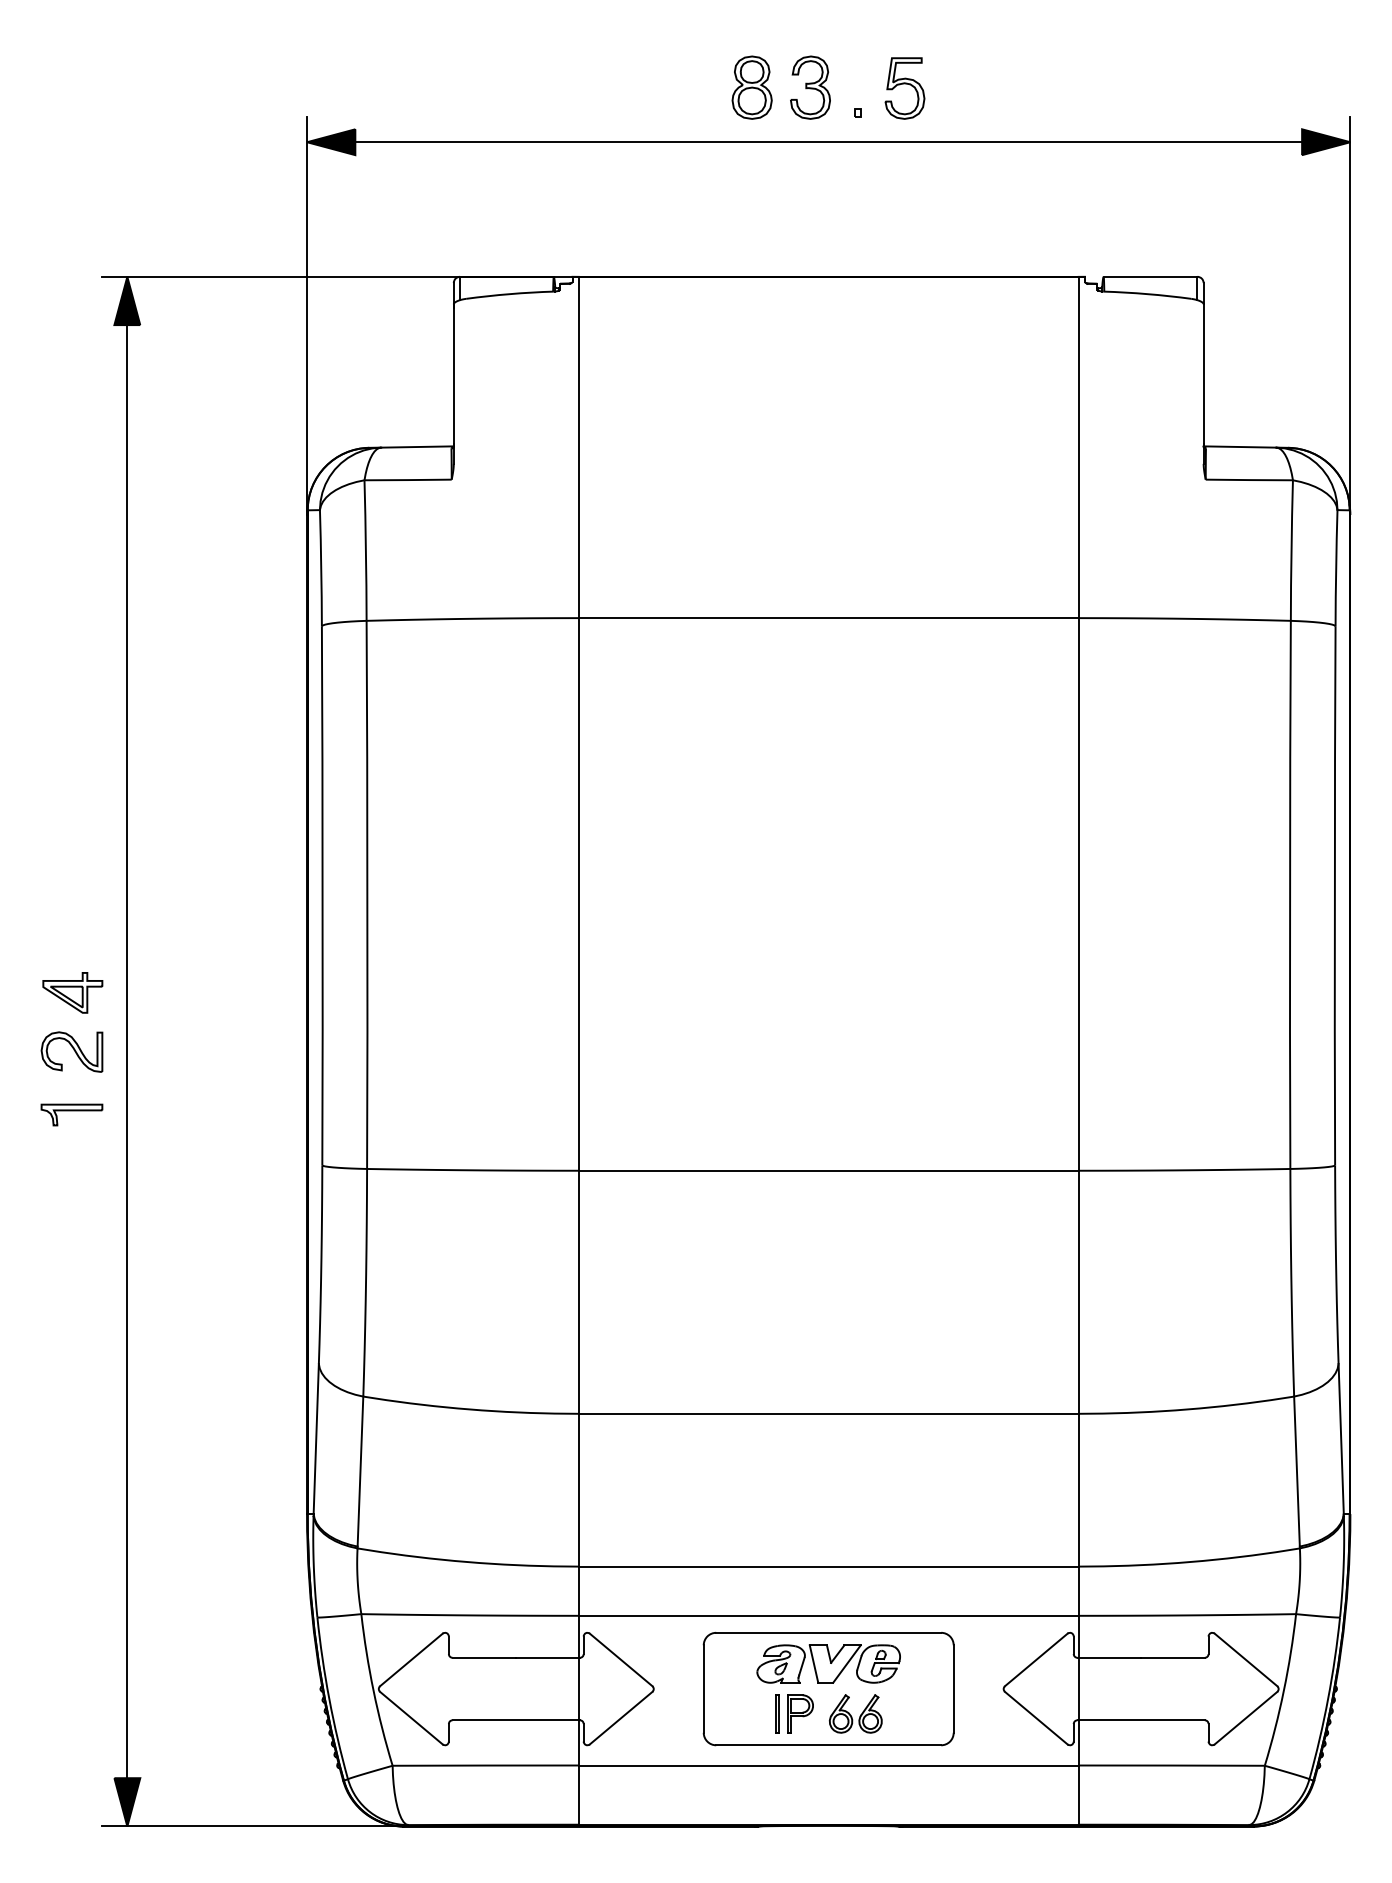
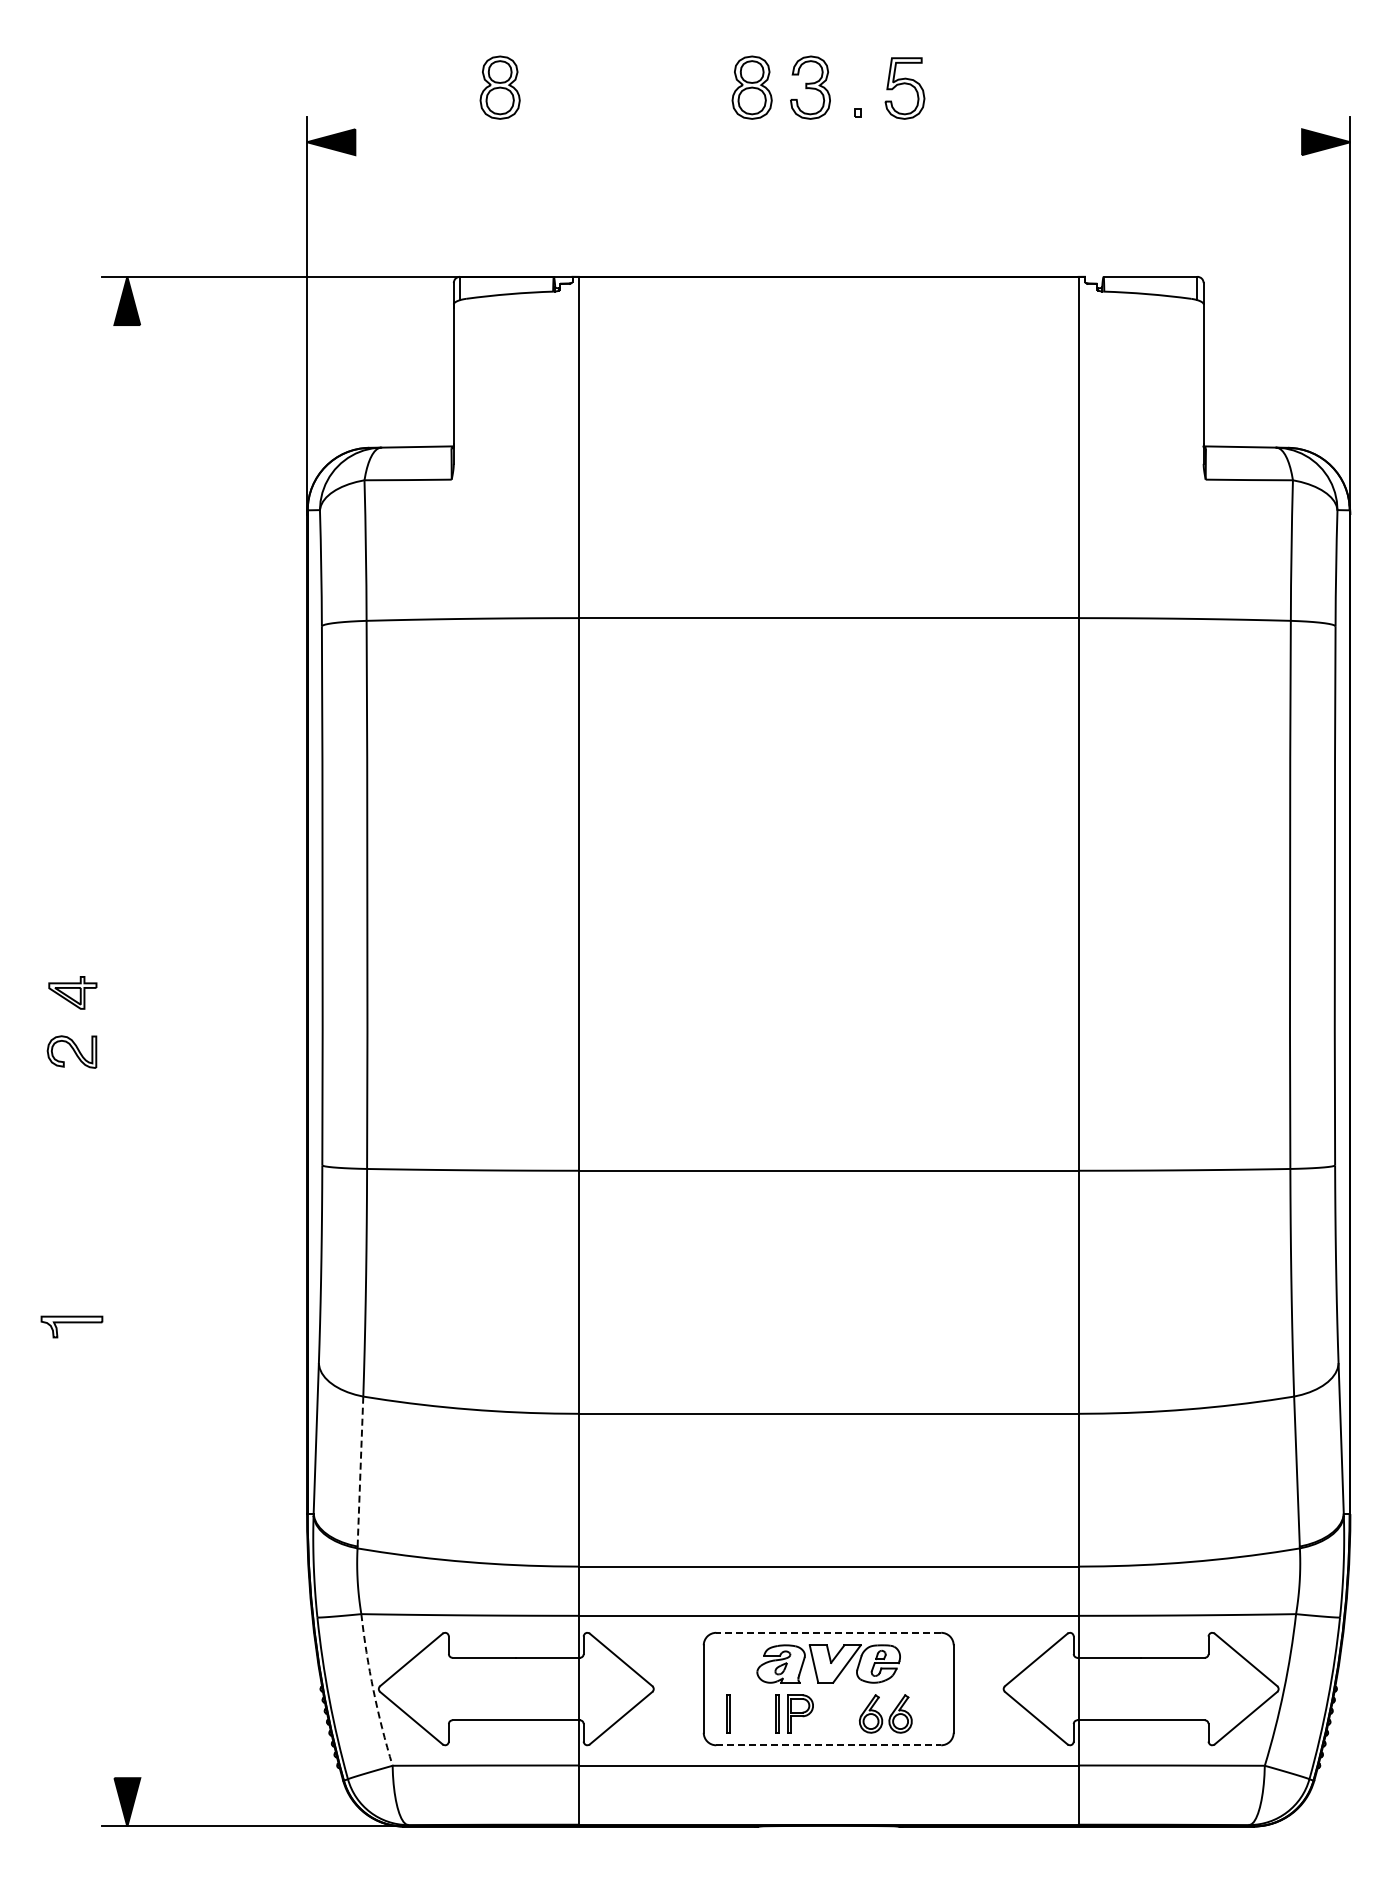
part: none -> present (499, 87)
line: present -> none (828, 142)
part size: 62x42 px -> 50x34 px (72, 992)
part size: 64x42 px -> 52x34 px (71, 1051)
line: present -> none (127, 1051)
part position: (71, 1114) -> (71, 1326) (71, 1326)
line: solid -> dashed (360, 1471)
line: solid -> dashed (828, 1632)
arc: solid -> dashed (373, 1690)
line: none -> present (727, 1713)
part position: (855, 1713) -> (885, 1713) (885, 1713)
line: solid -> dashed (829, 1745)
